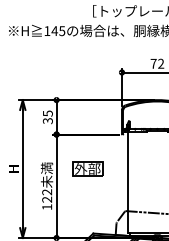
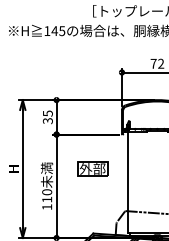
part position: (87, 168) -> (92, 168) (92, 168)
text: 122 -> 110 (47, 195)
